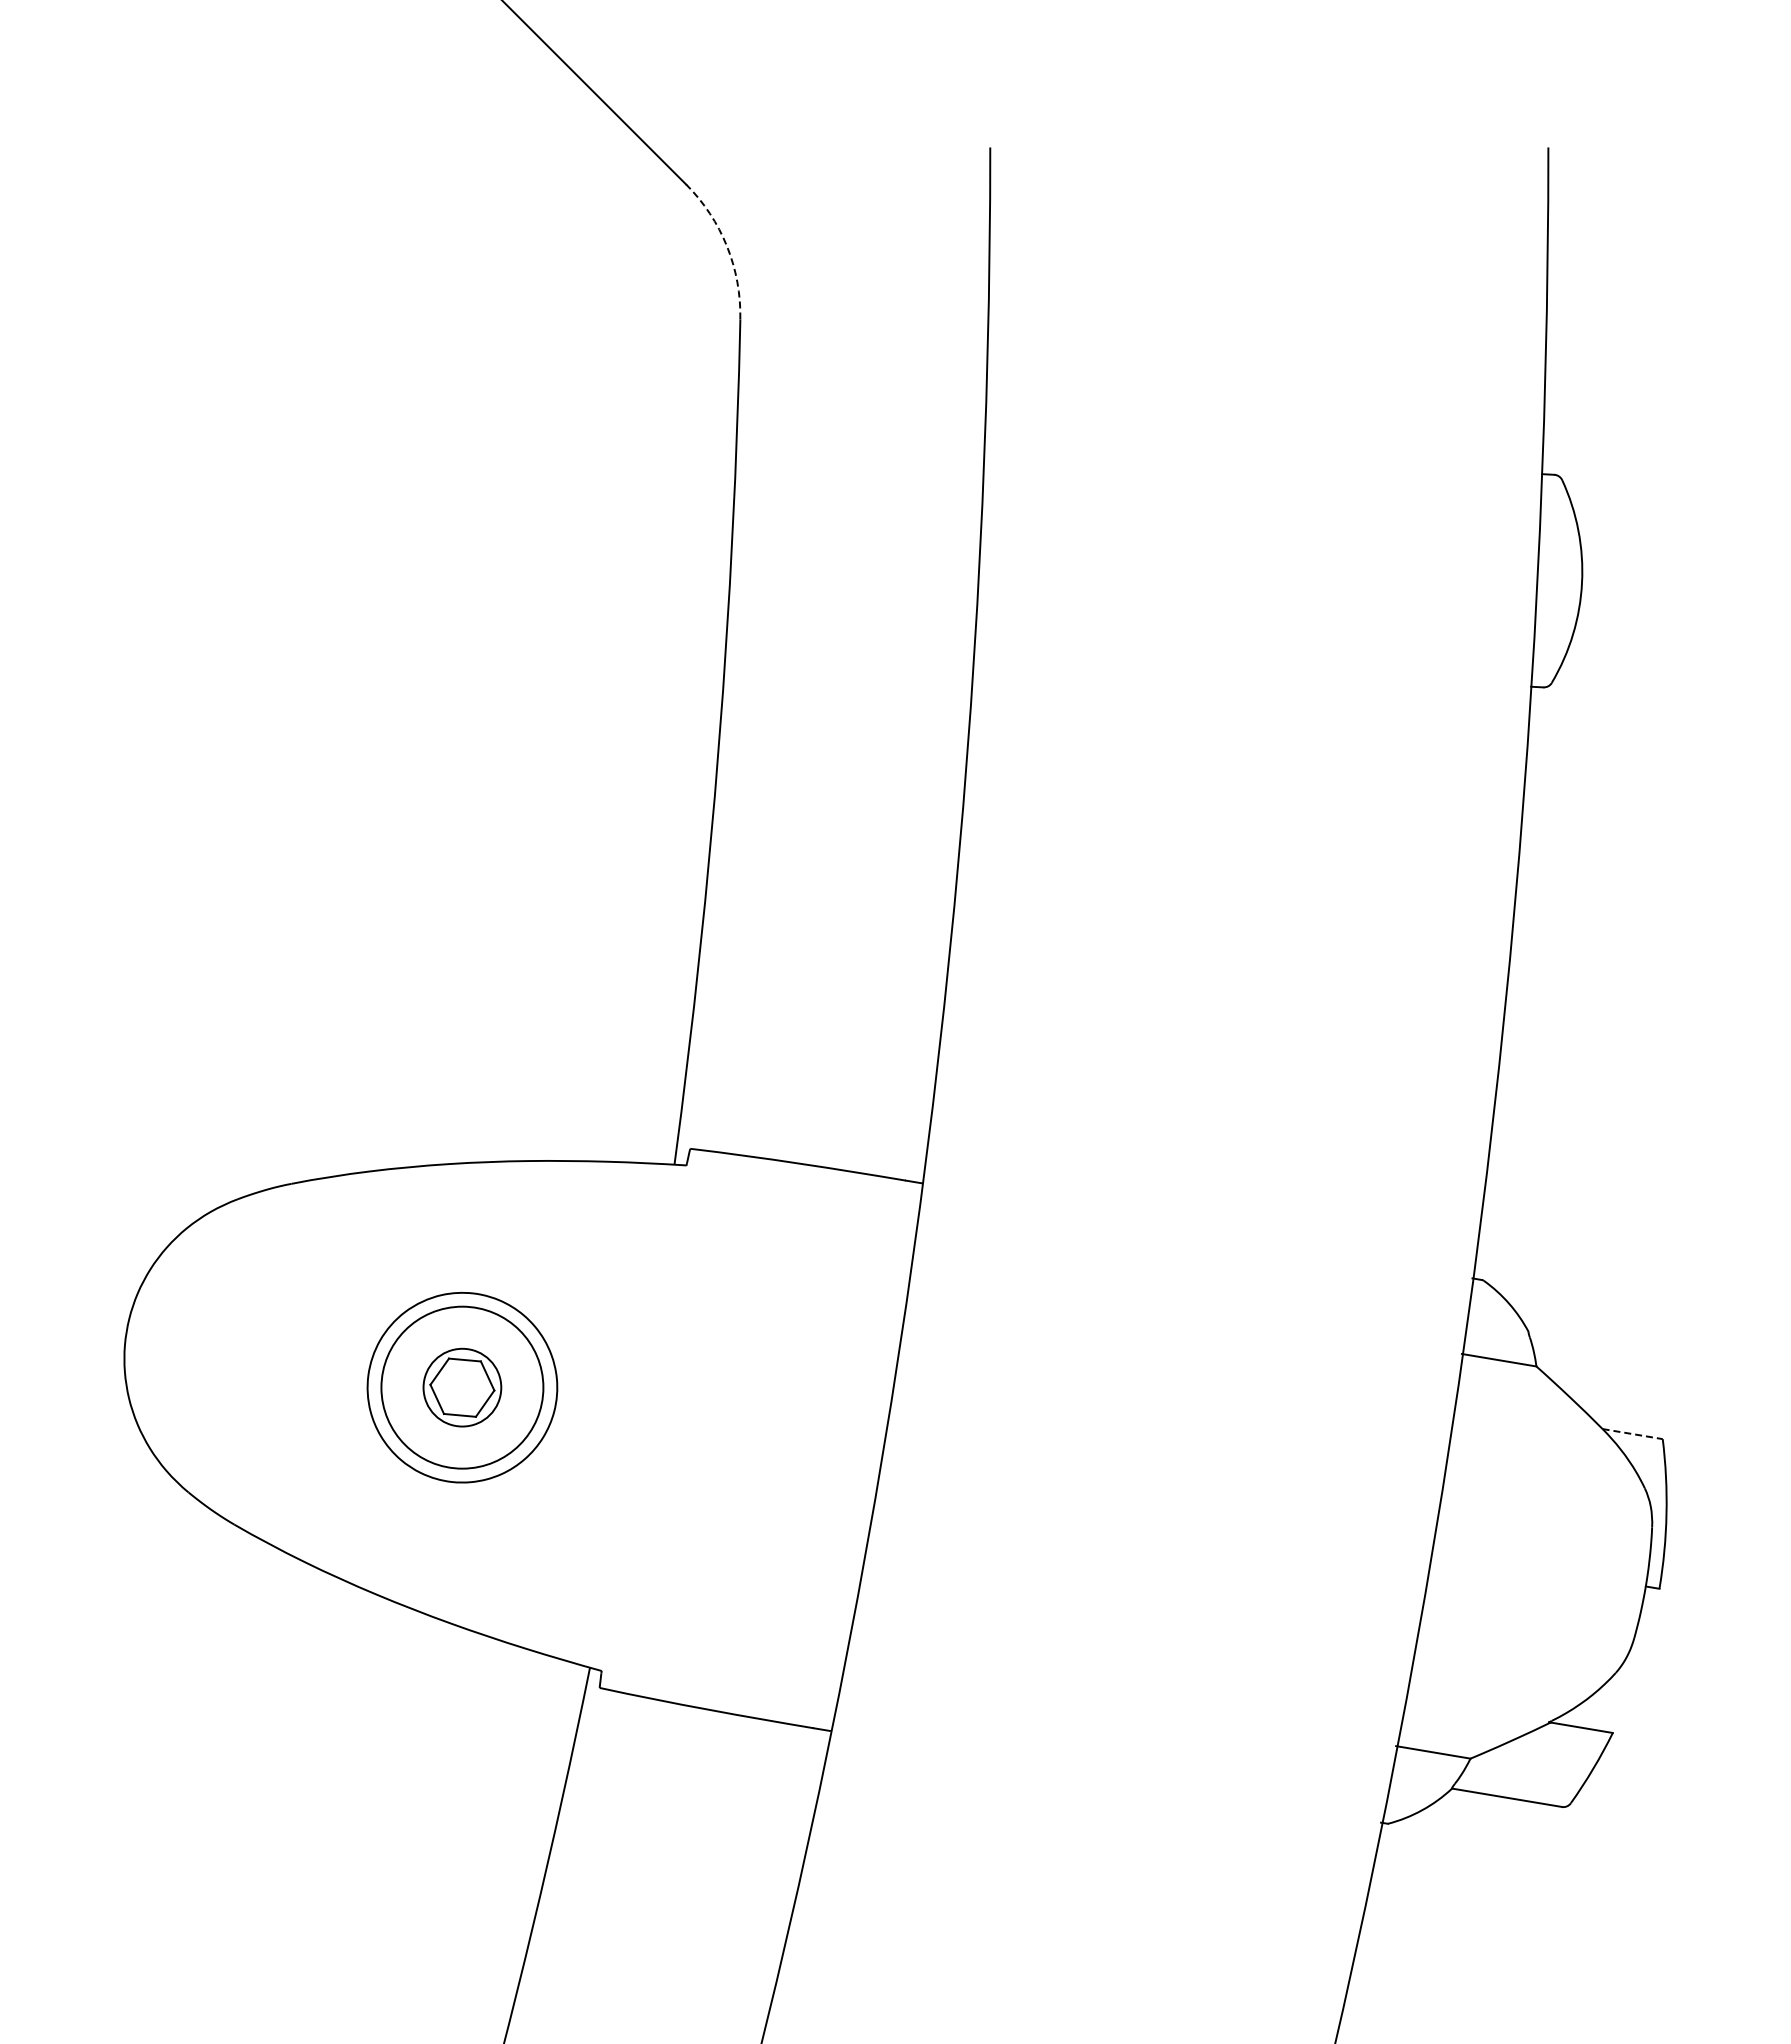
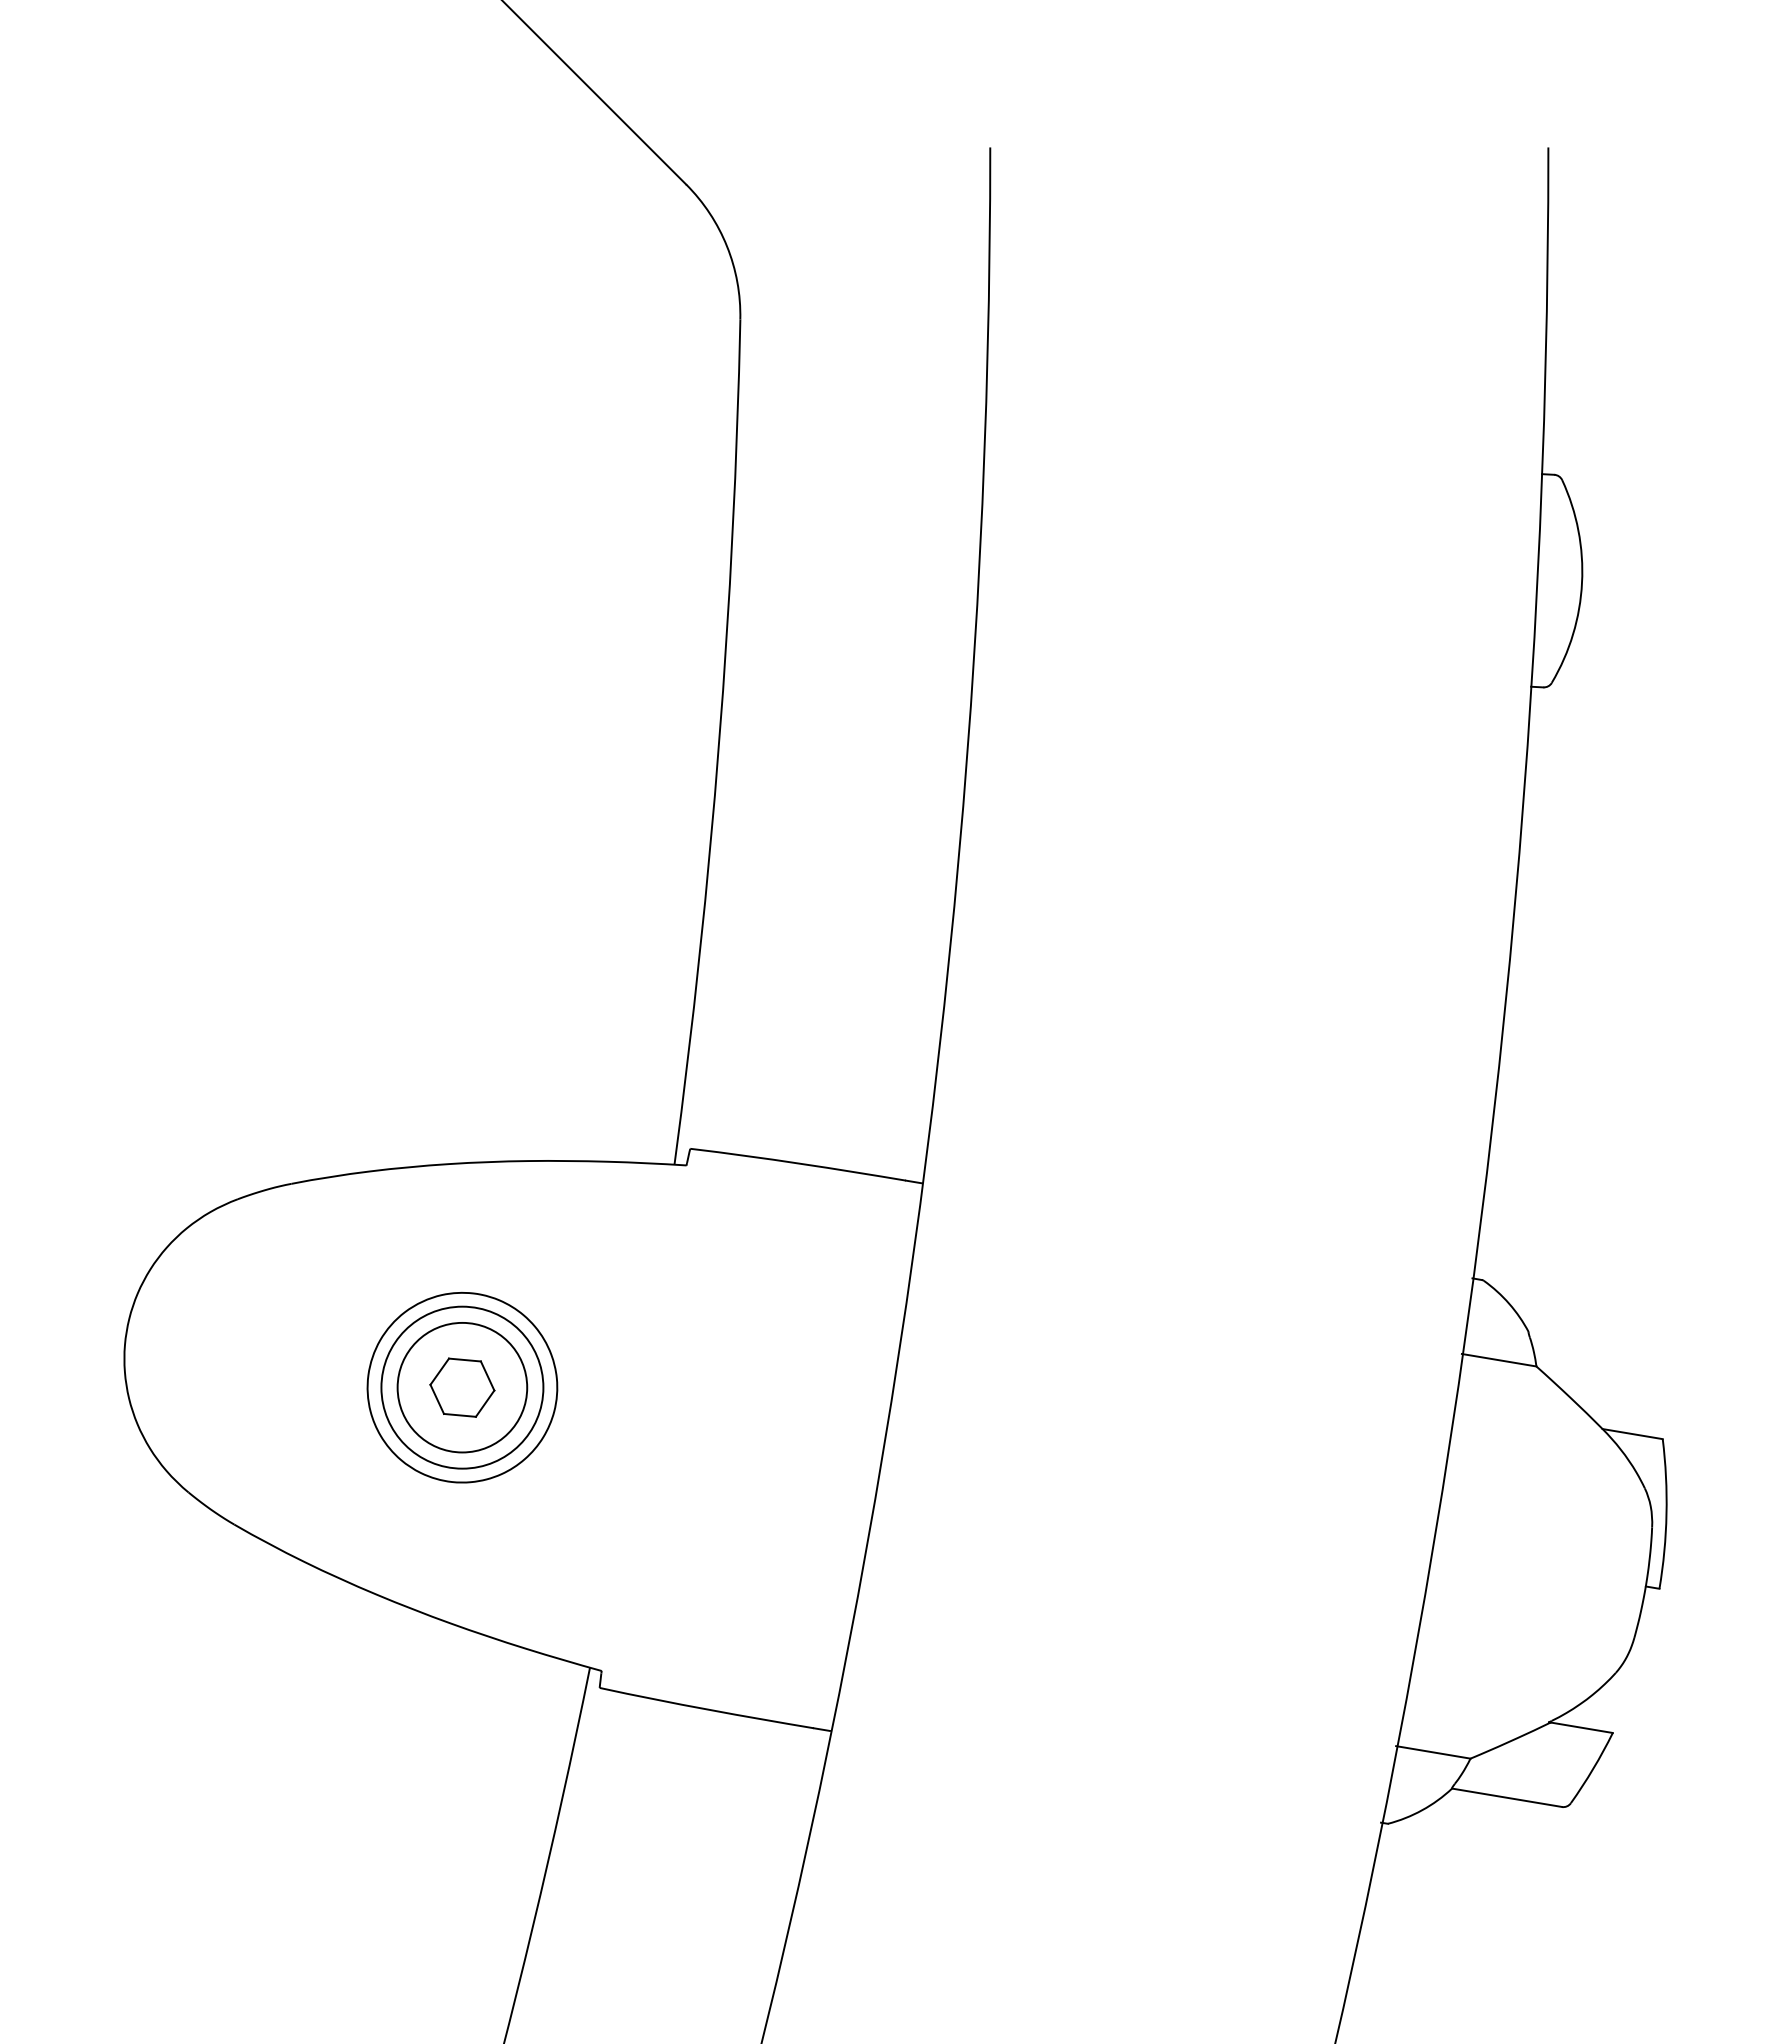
arc: dashed -> solid (727, 246)
circle diameter: 78 px -> 130 px (462, 1387)
line: dashed -> solid (1632, 1434)
